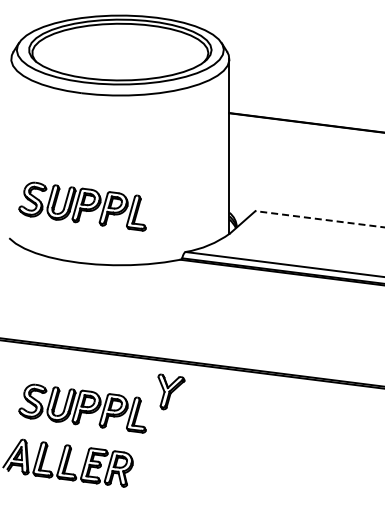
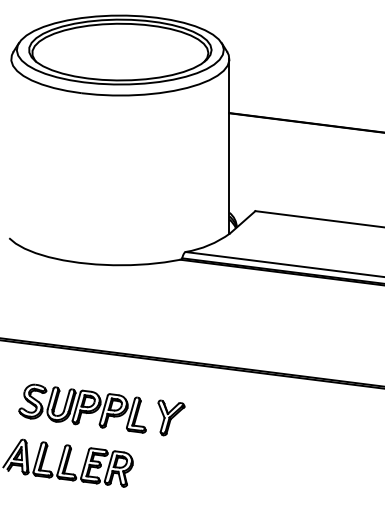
part: present -> none (82, 206)
line: dashed -> solid (319, 219)
part position: (171, 391) -> (171, 417) (171, 417)
